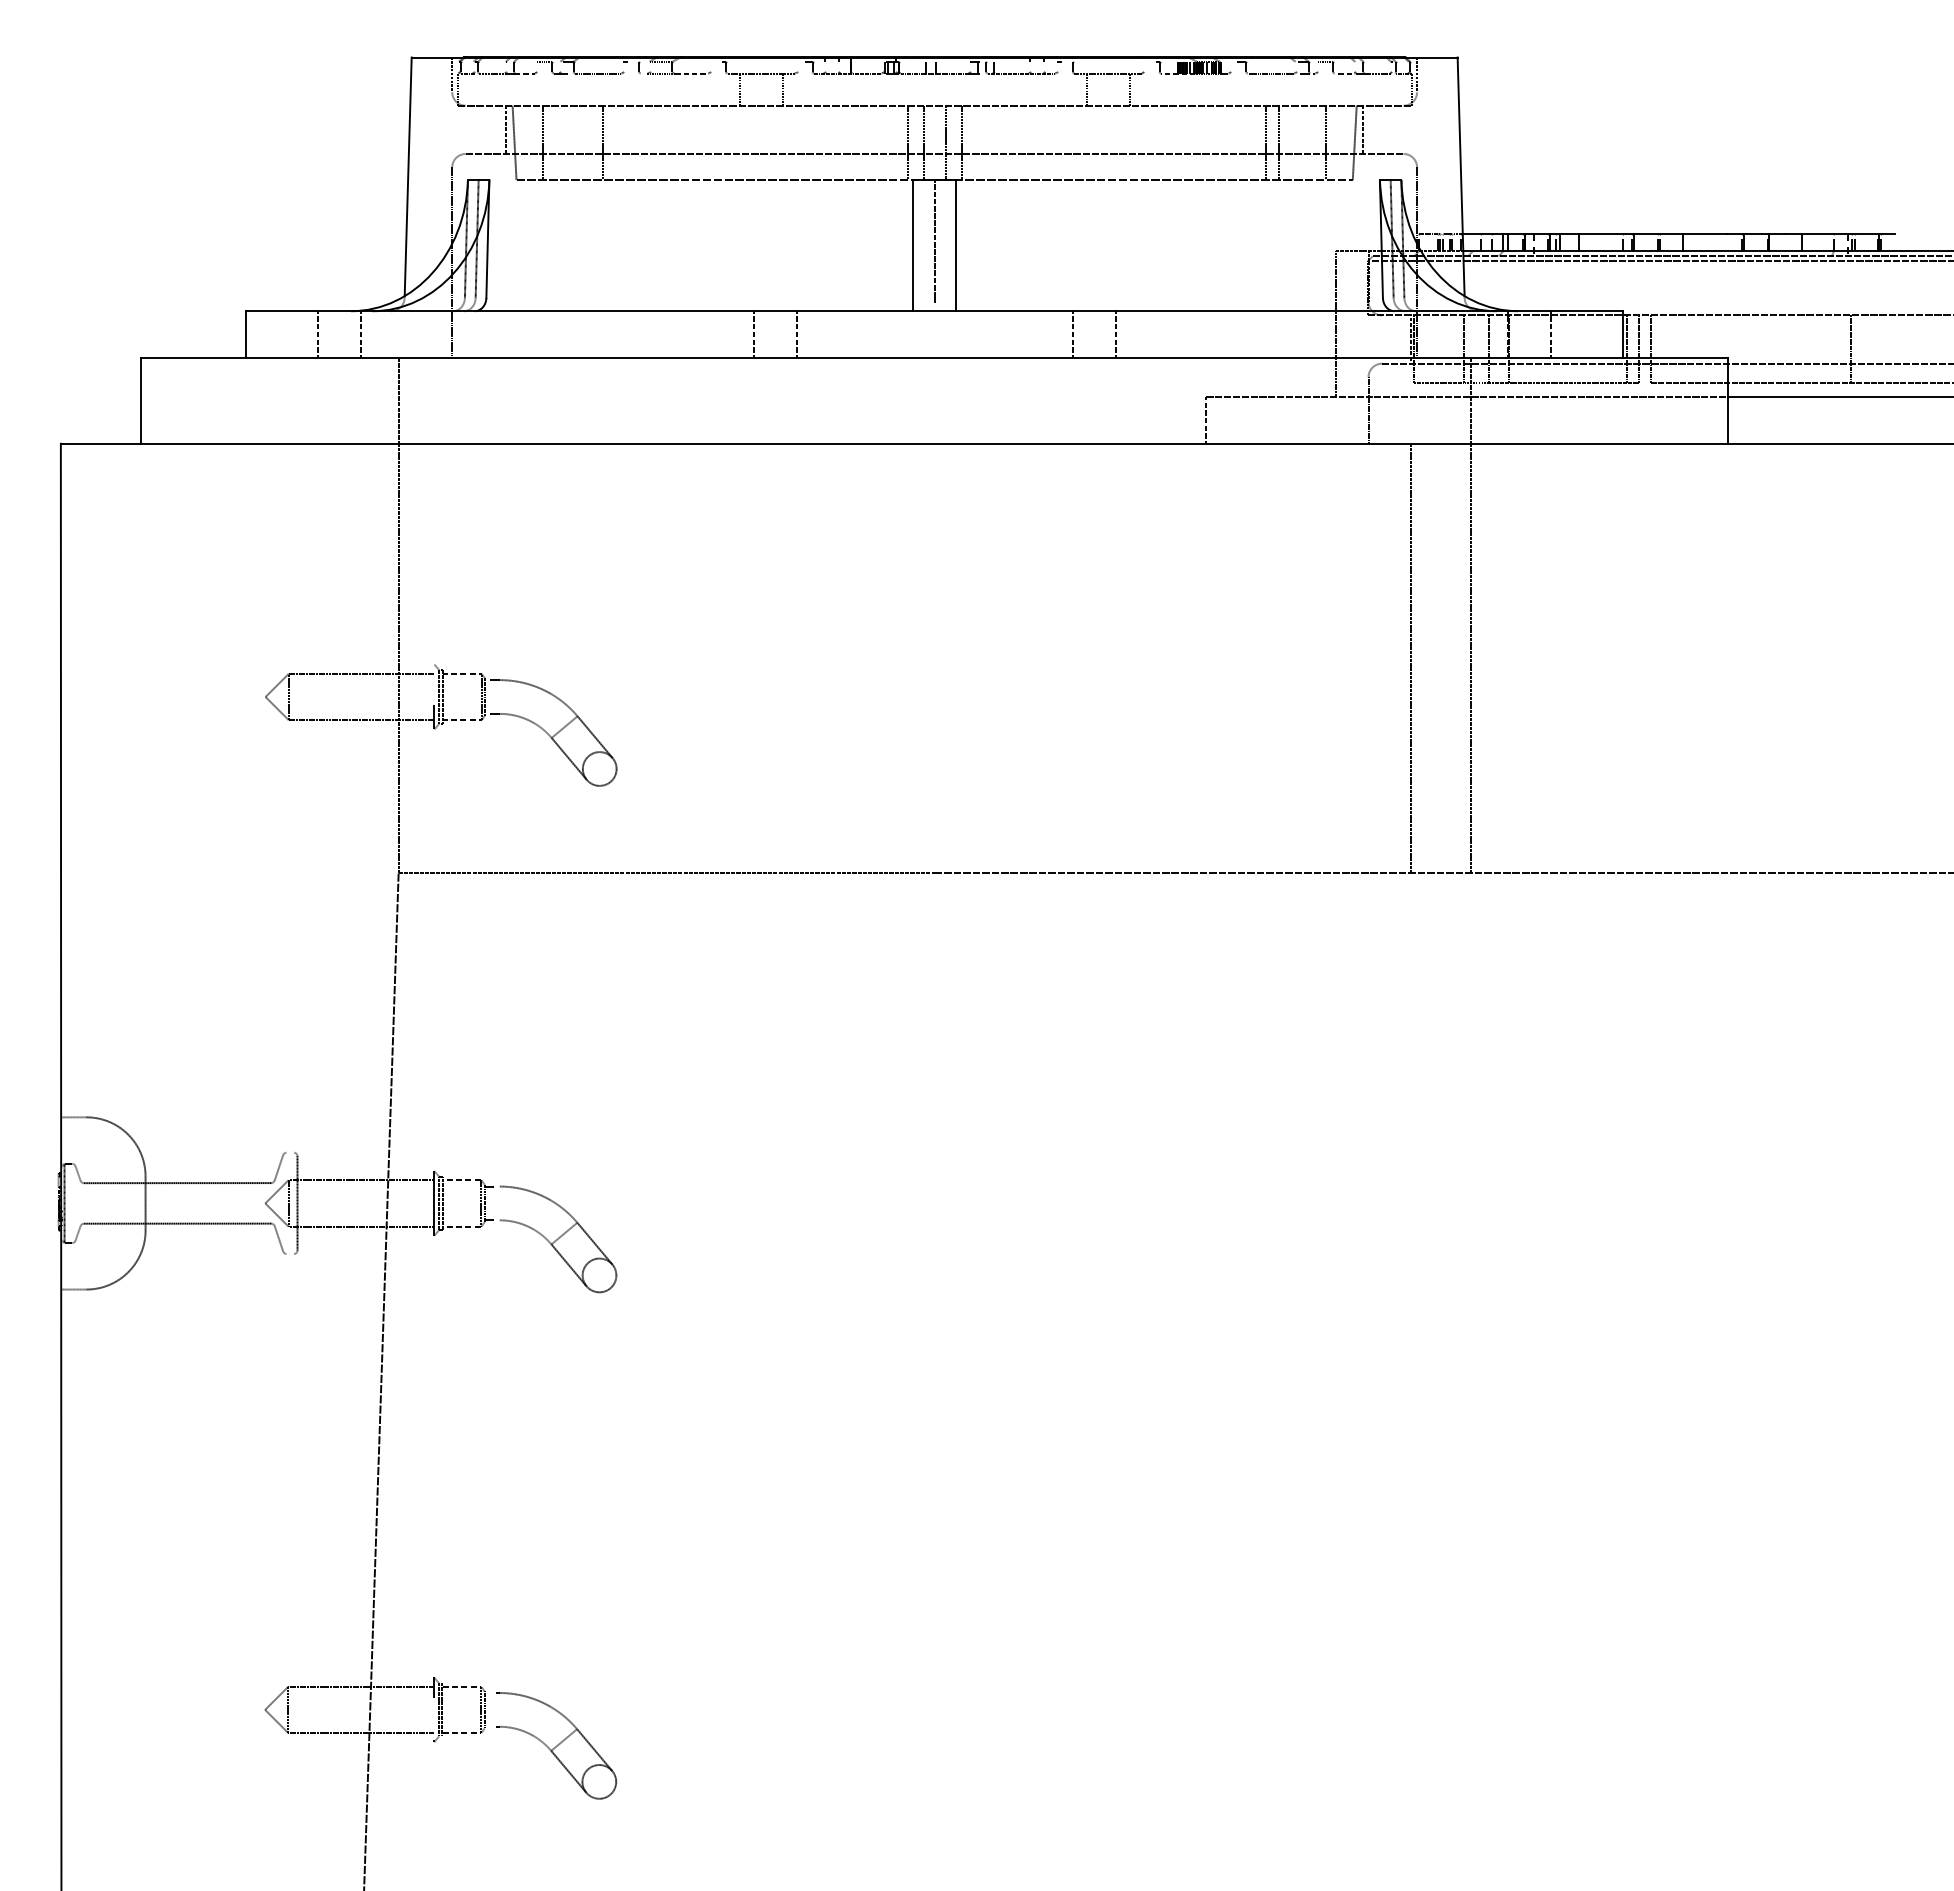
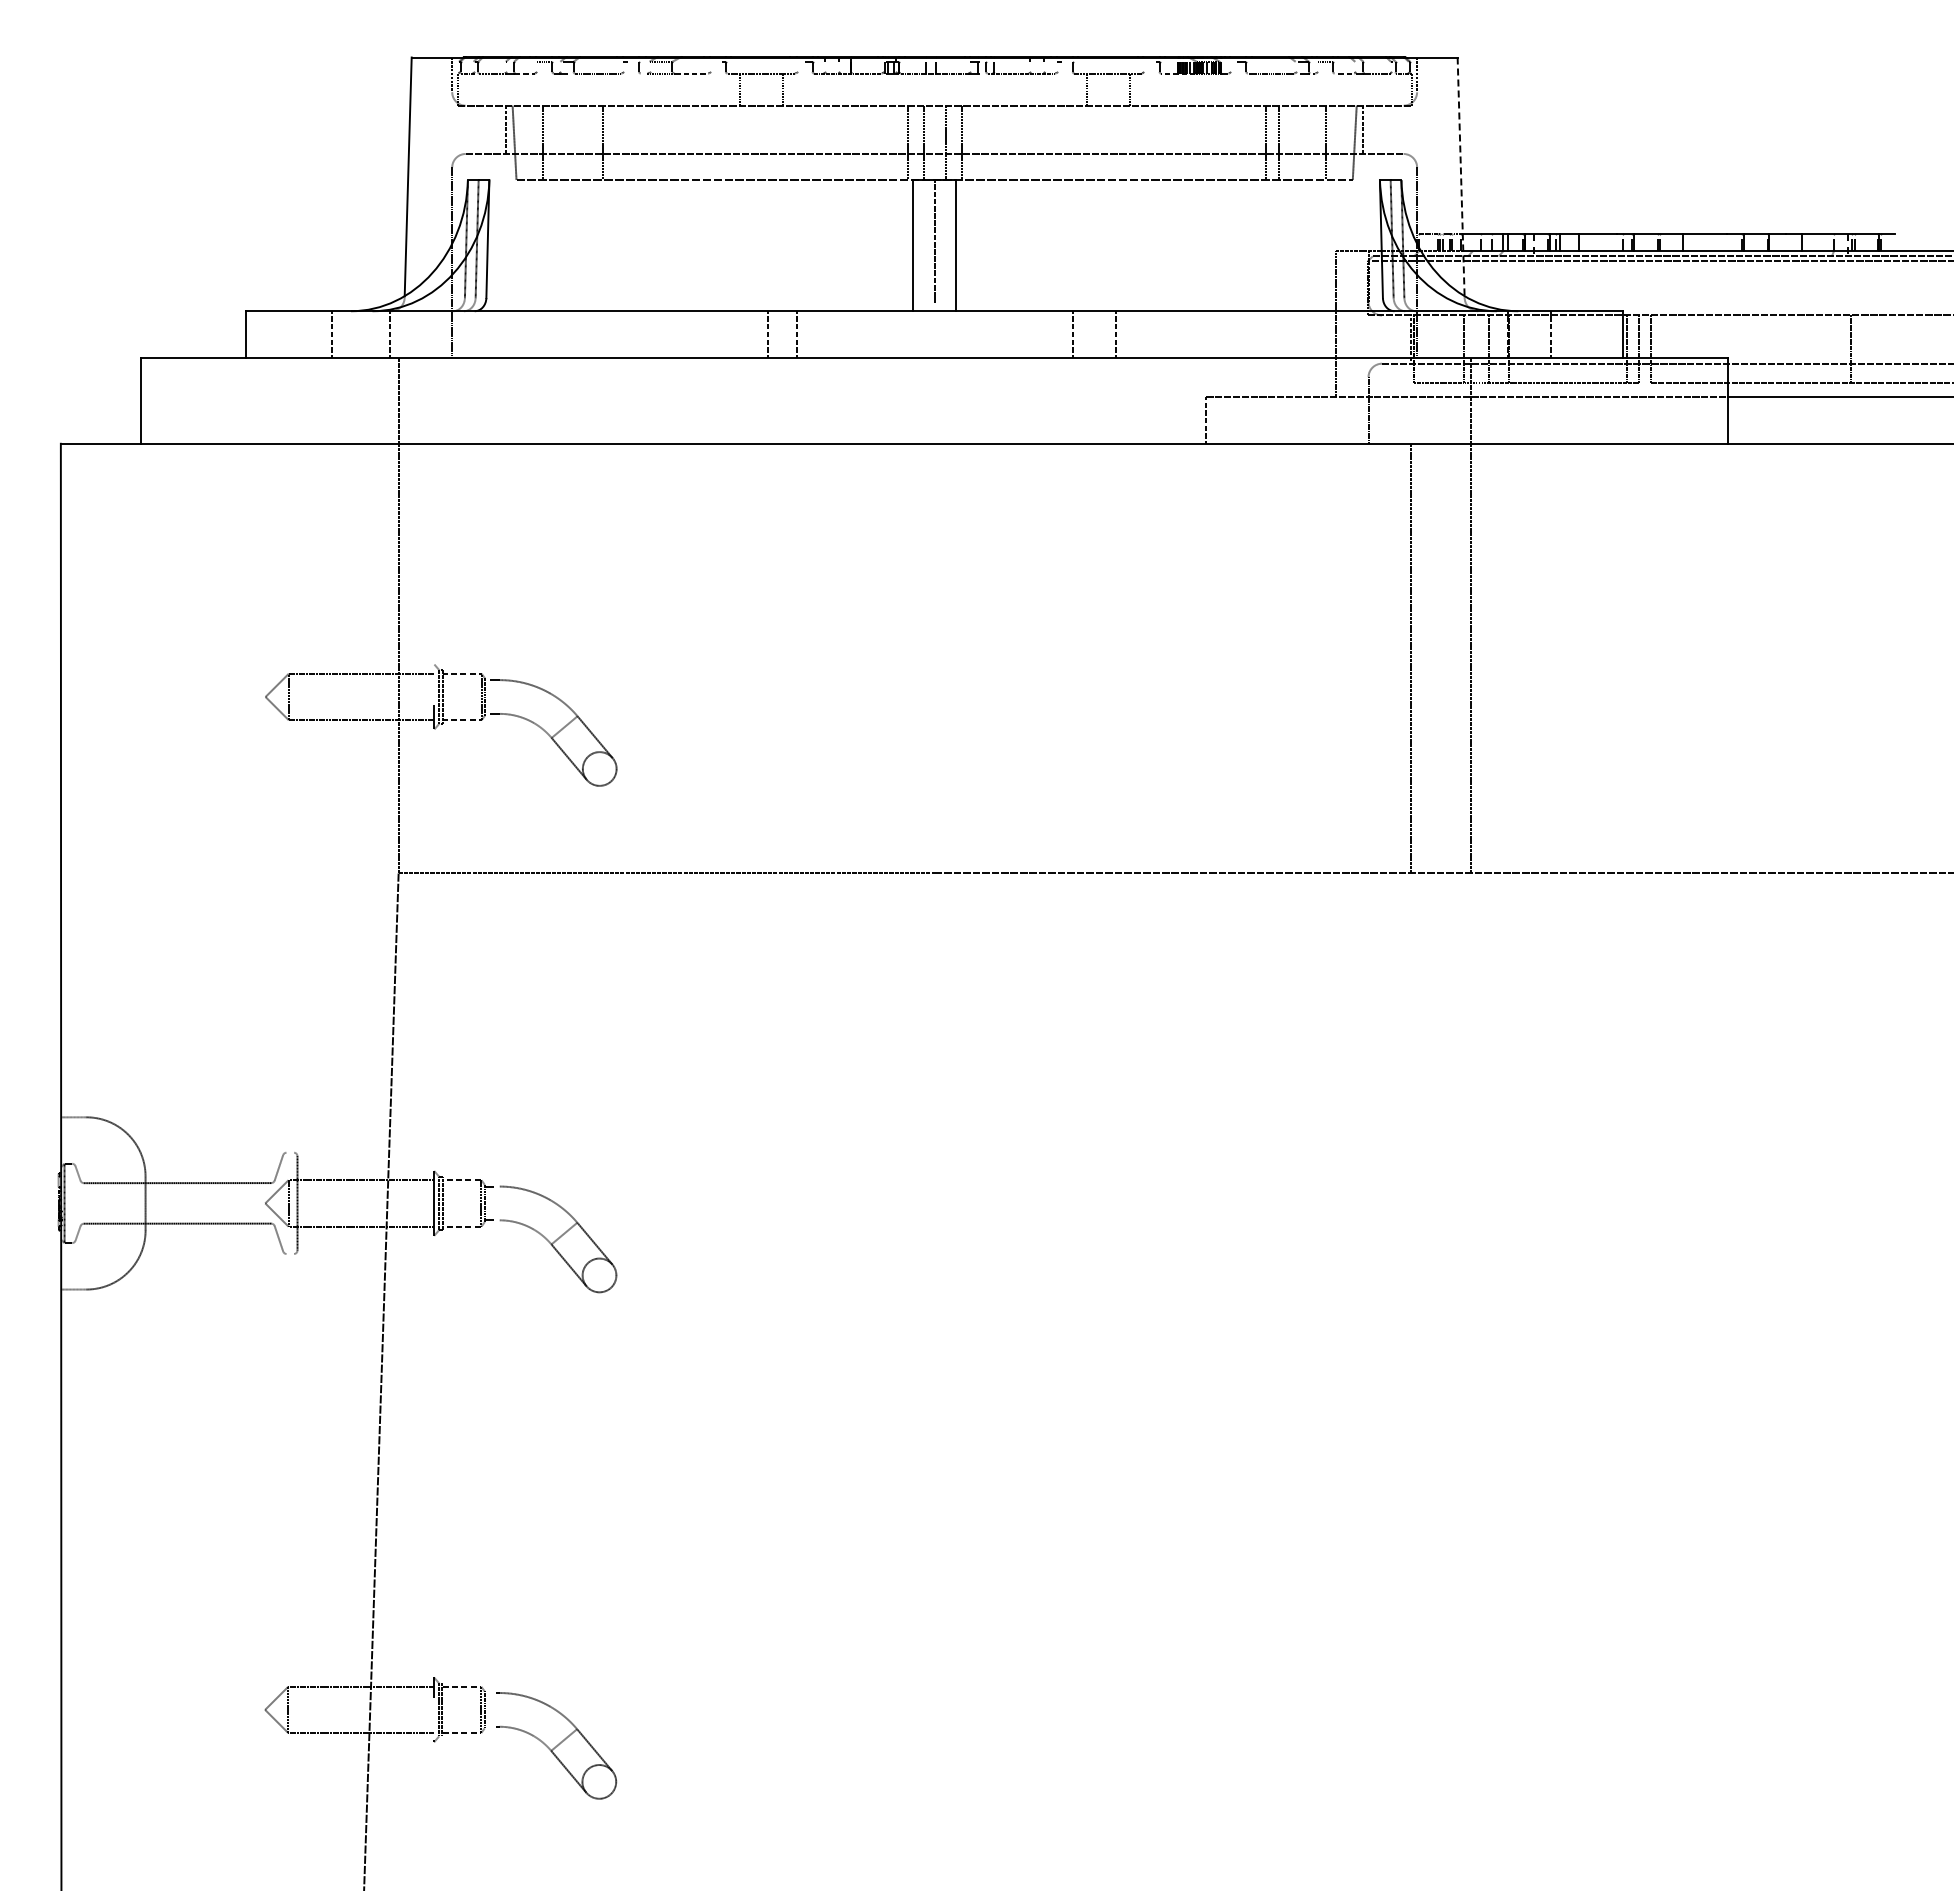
line: solid -> dashed (1461, 177)
line position: (318, 334) -> (332, 334) (332, 334)
line position: (360, 334) -> (389, 334) (389, 334)
line position: (753, 334) -> (767, 334) (767, 334)
